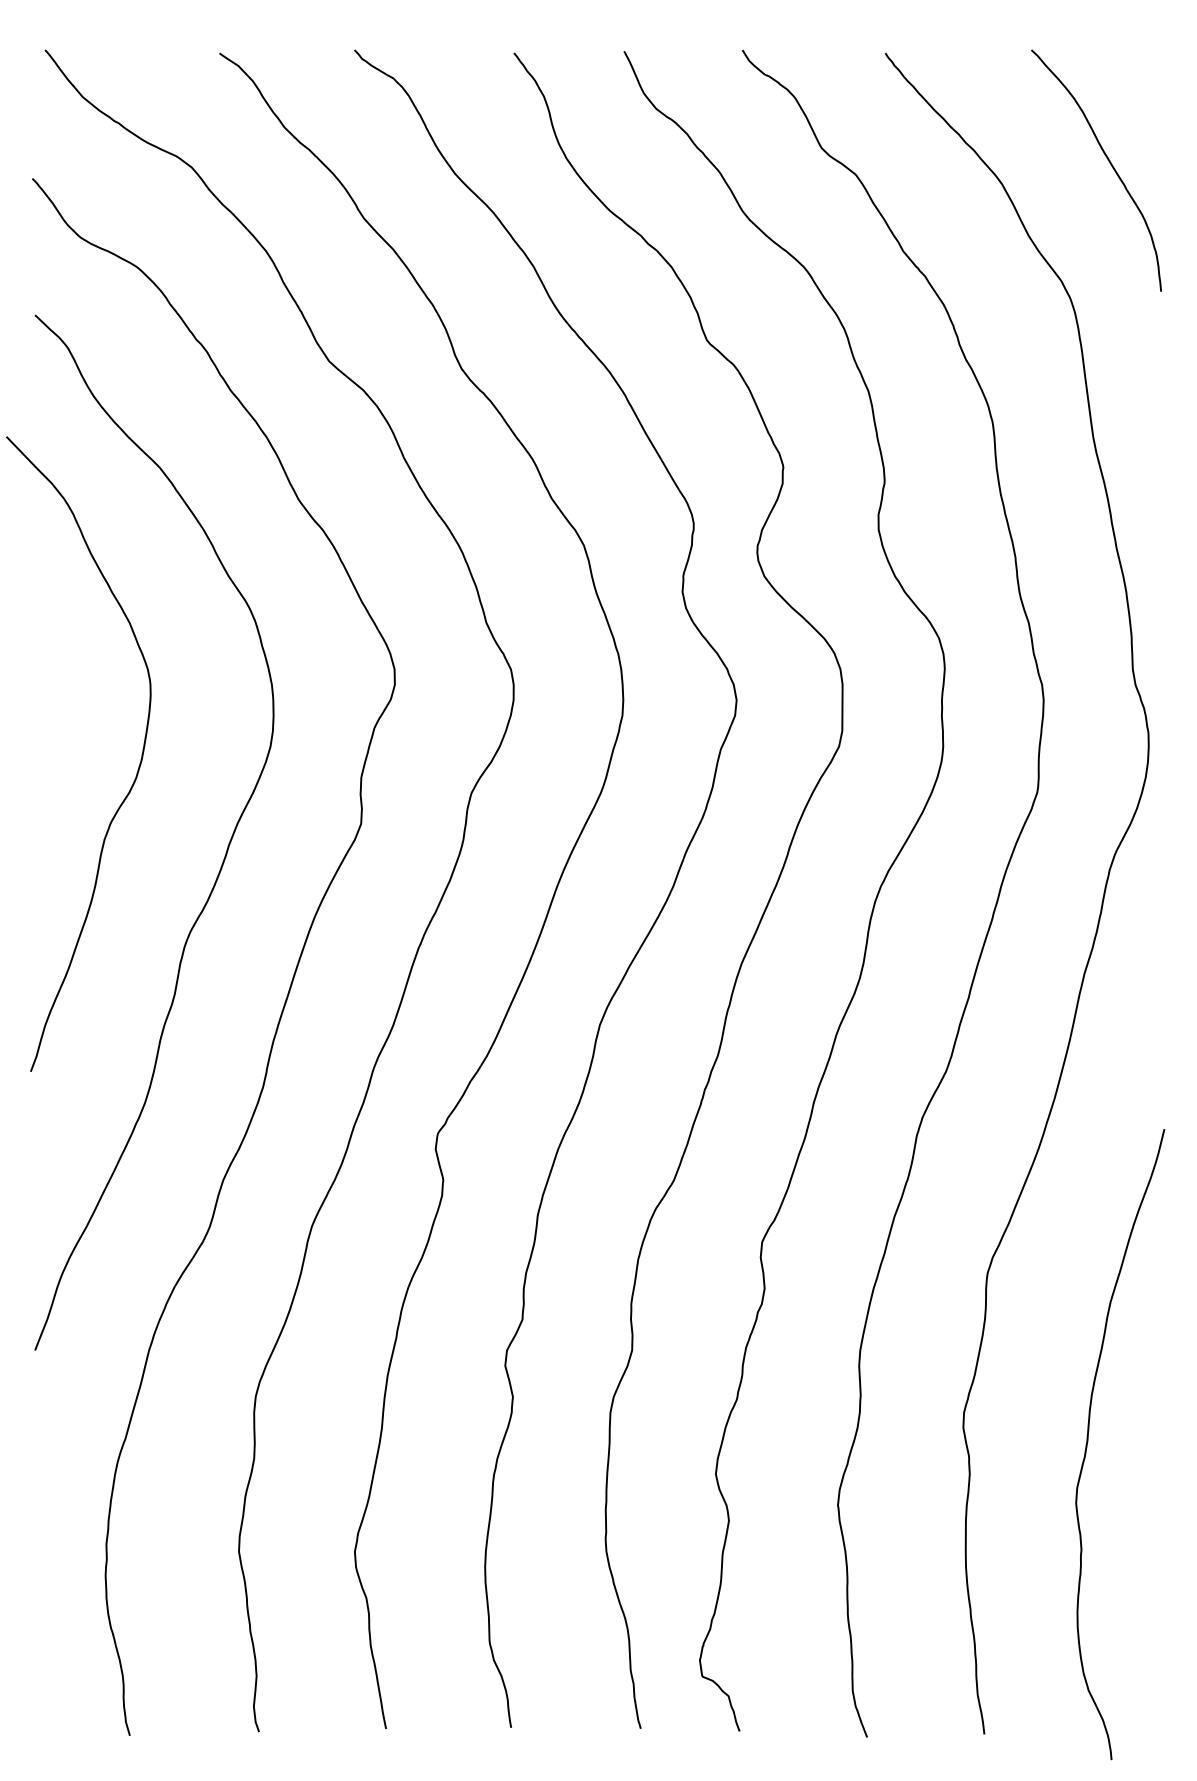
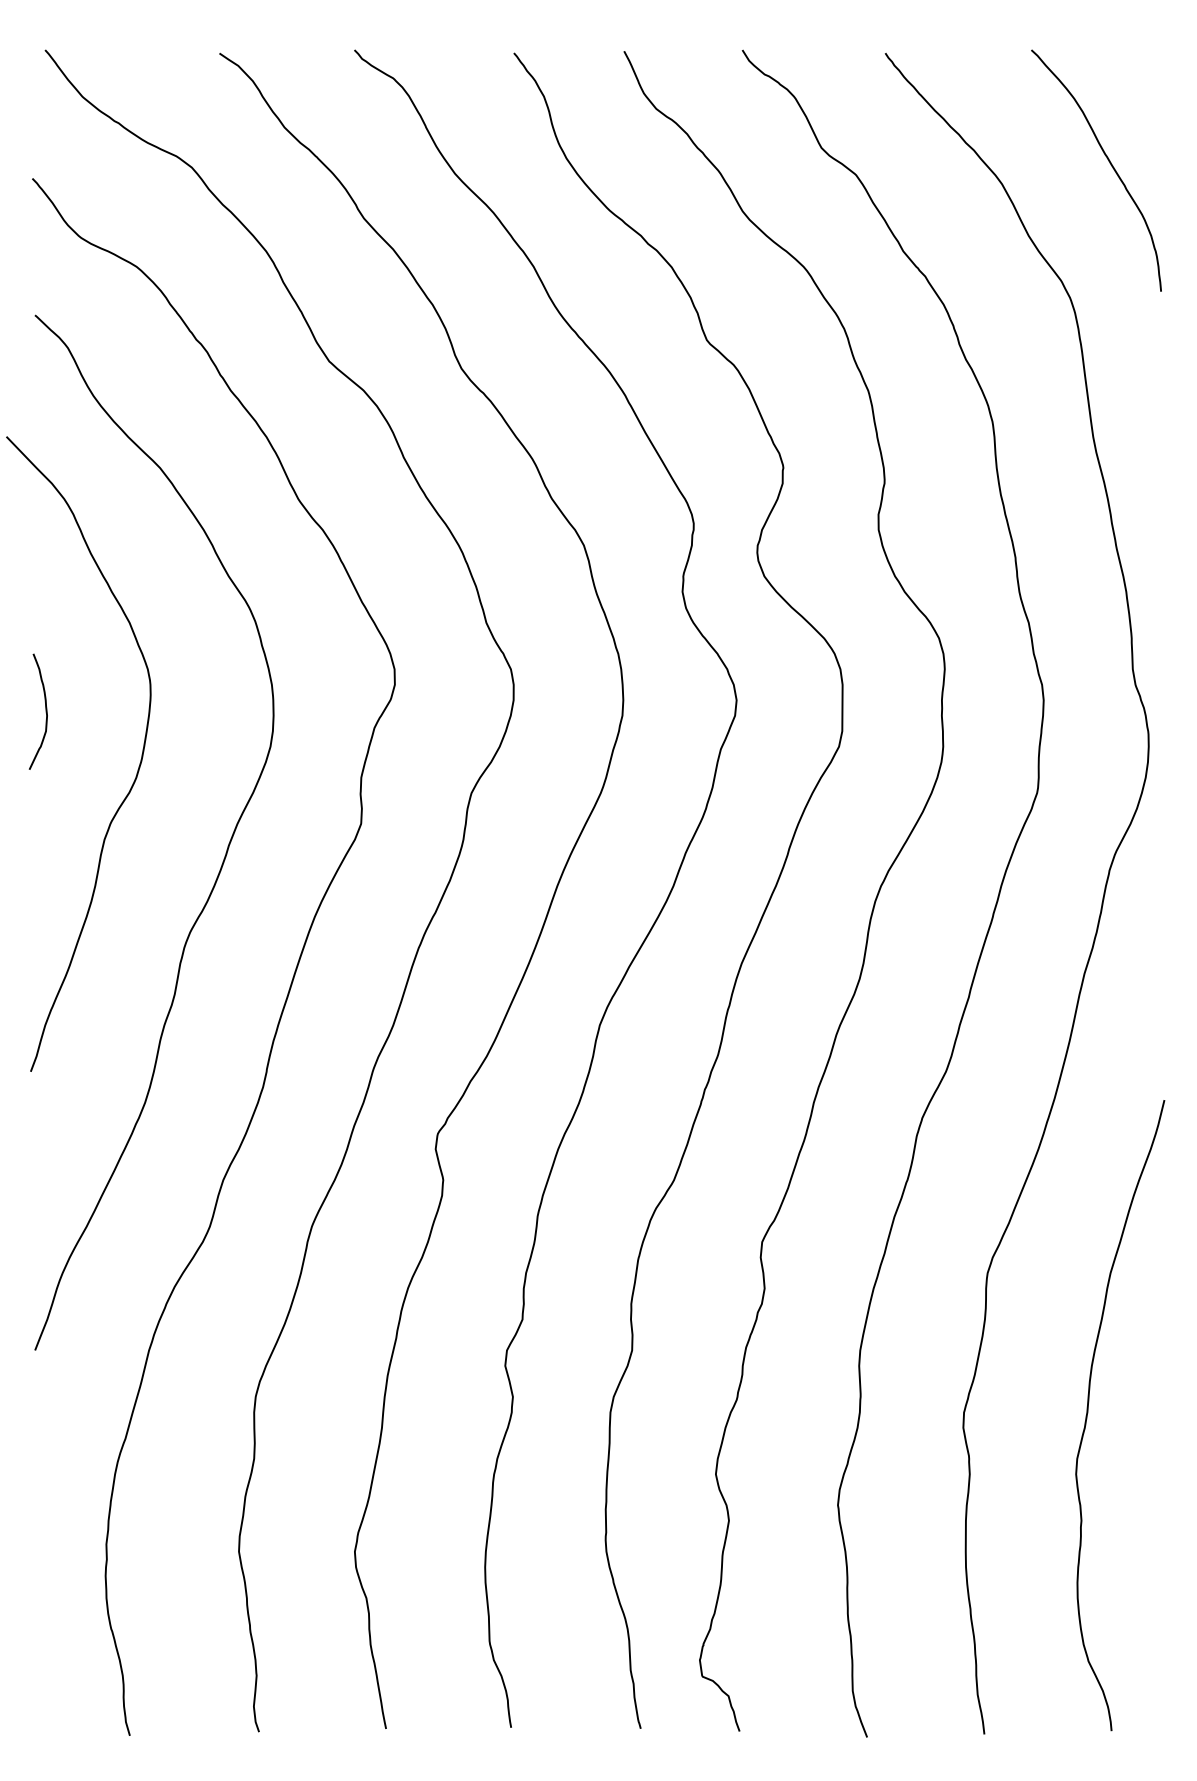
curve: none -> present (45, 711)
curve position: (1088, 1442) -> (1088, 1413) (1088, 1413)
